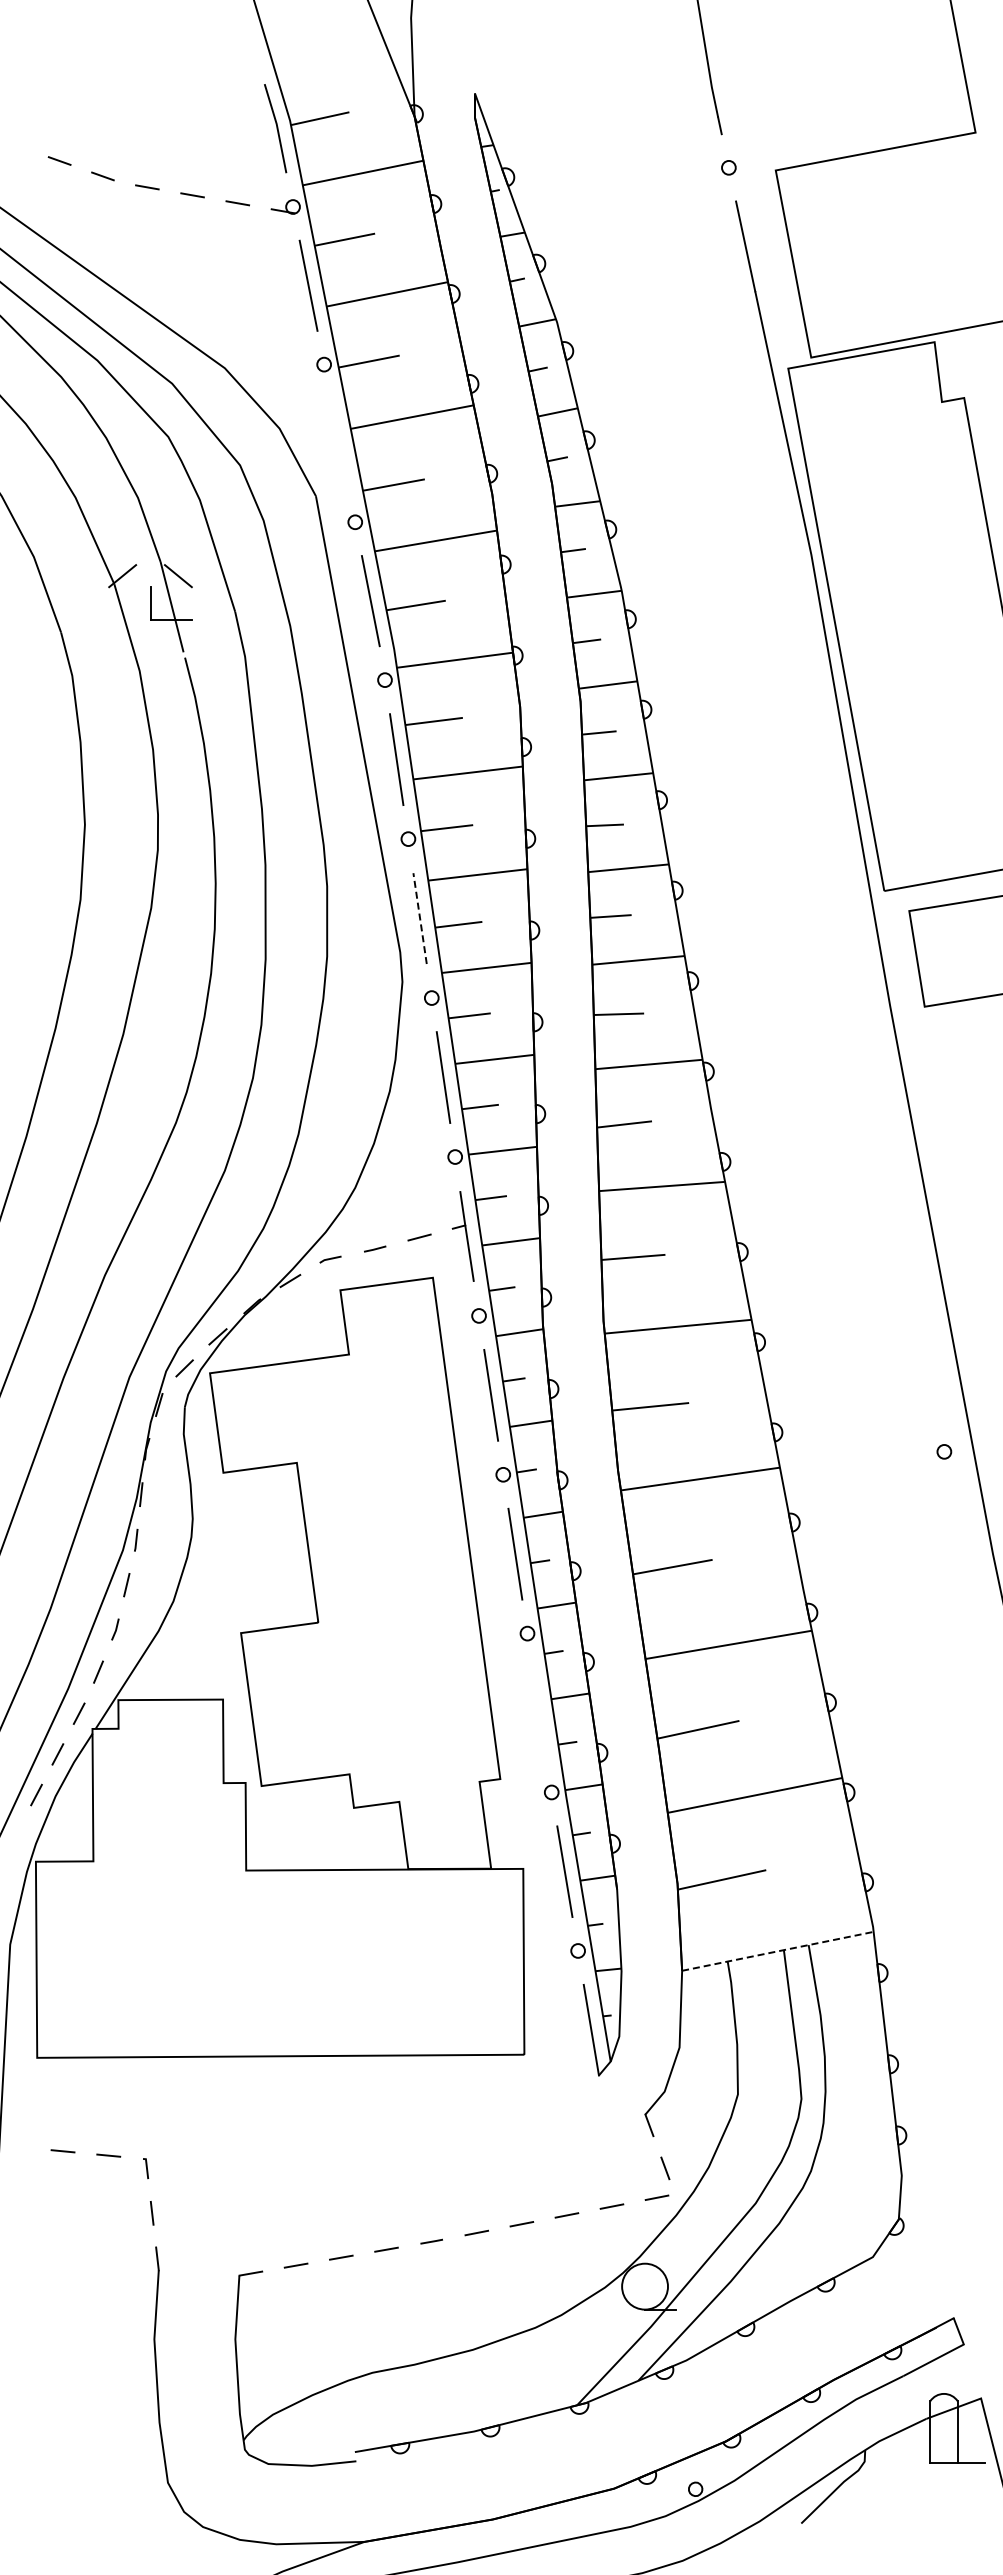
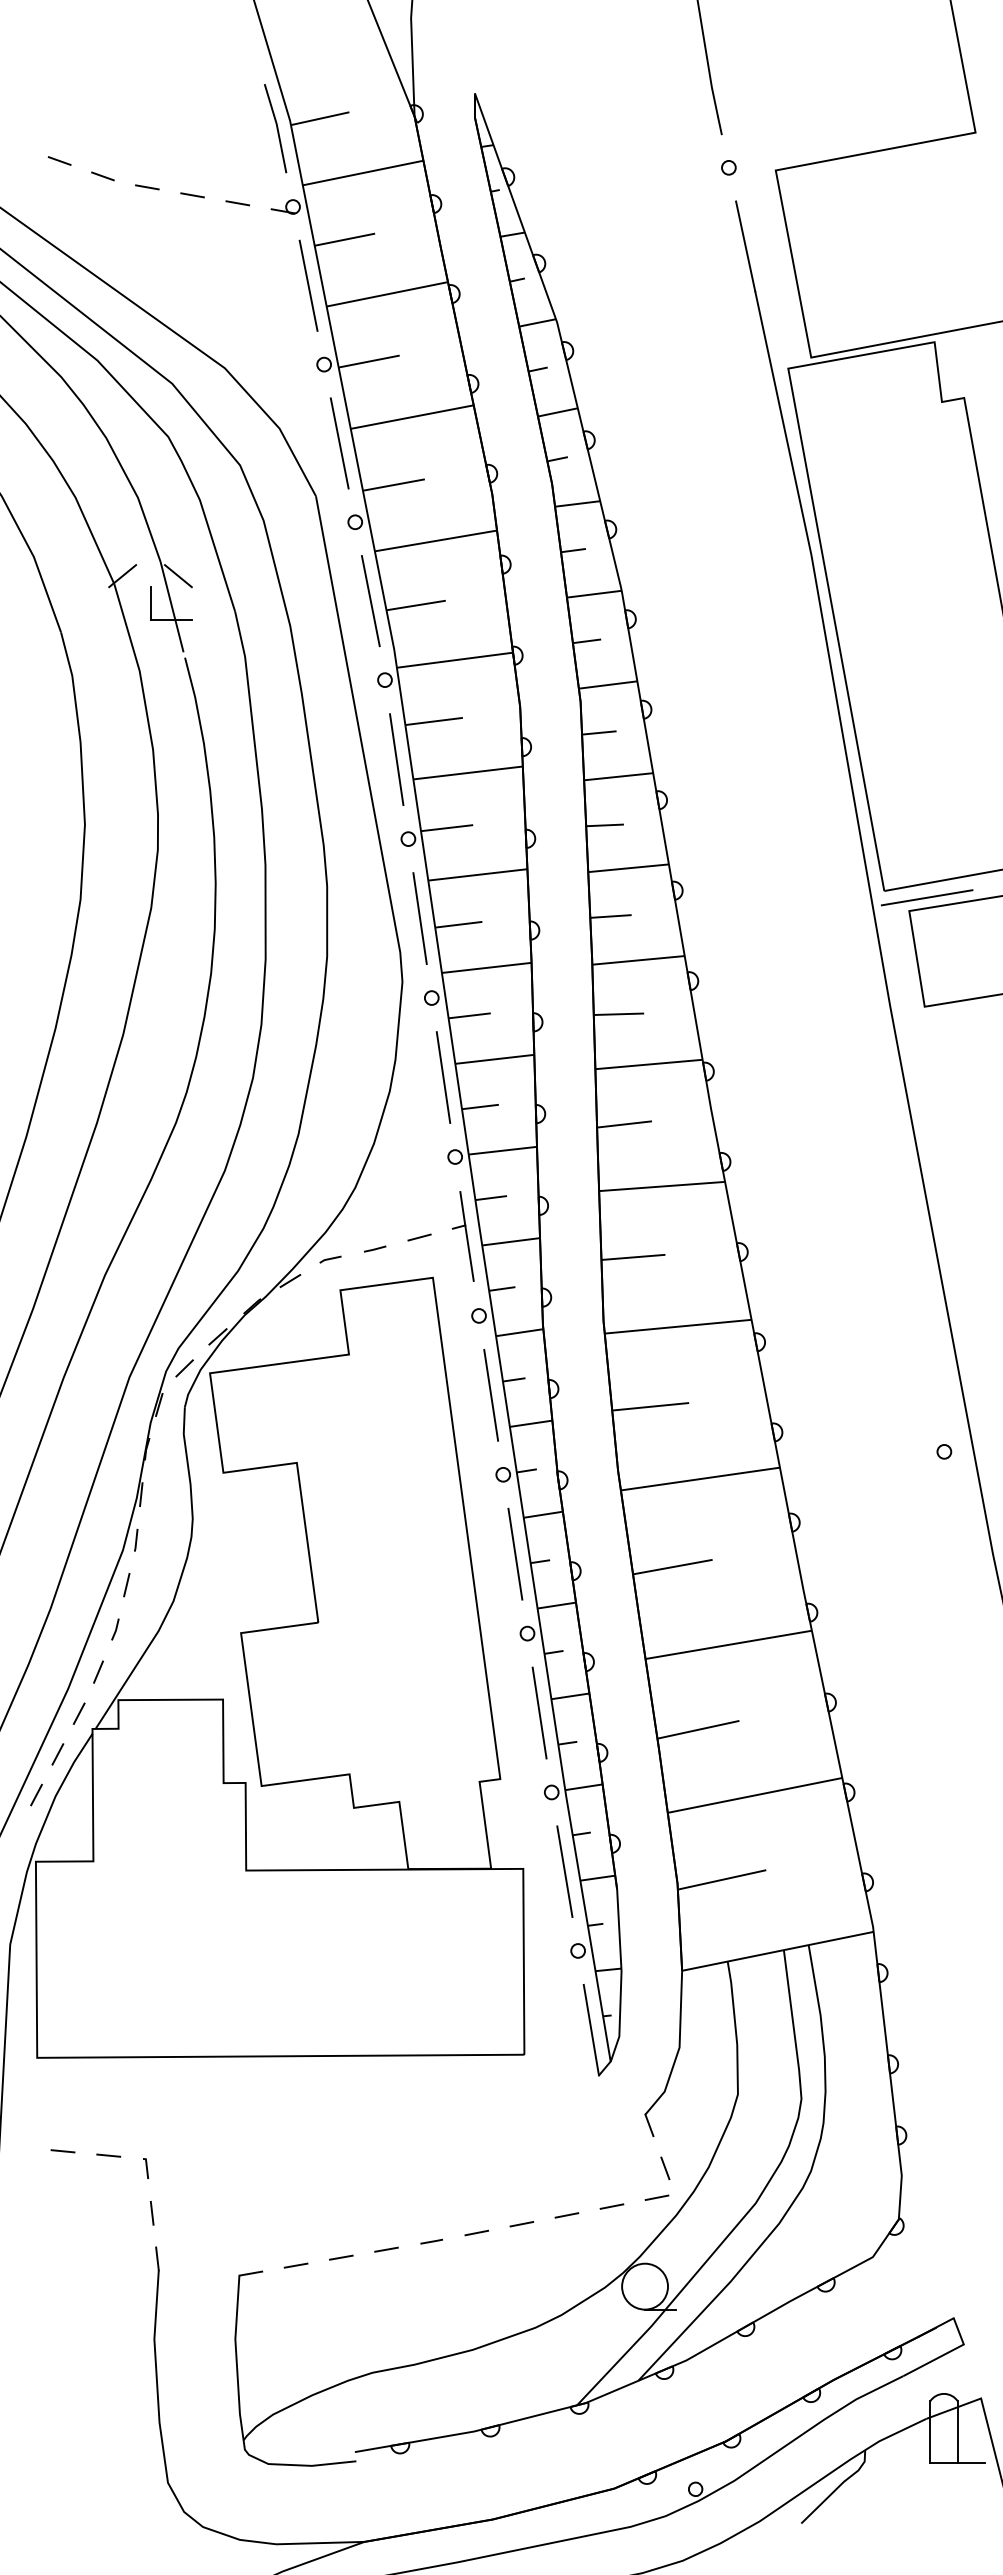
line: none -> present (339, 443)
line: none -> present (926, 897)
line: dashed -> solid (420, 918)
line: none -> present (539, 1712)
line: dashed -> solid (777, 1951)
